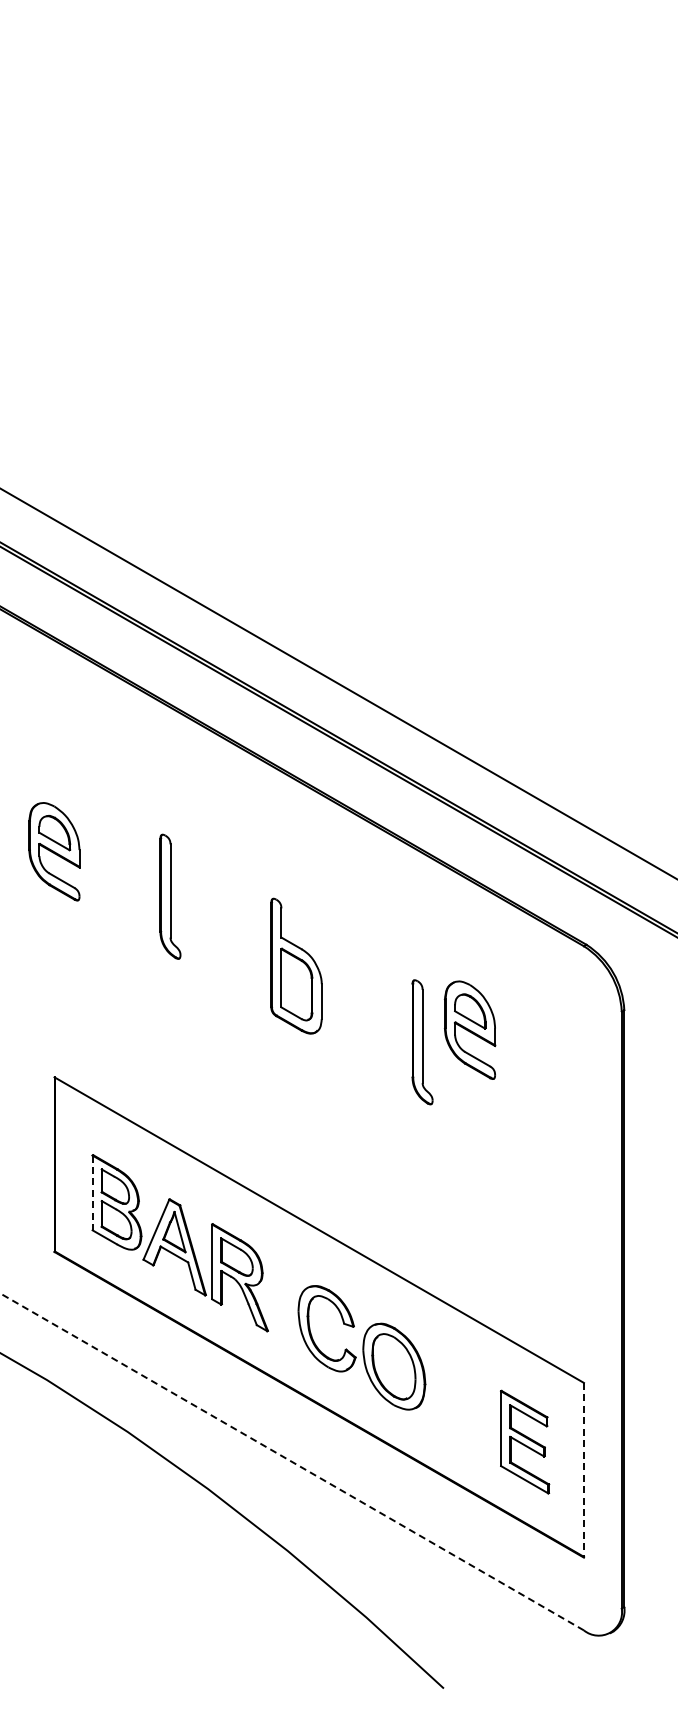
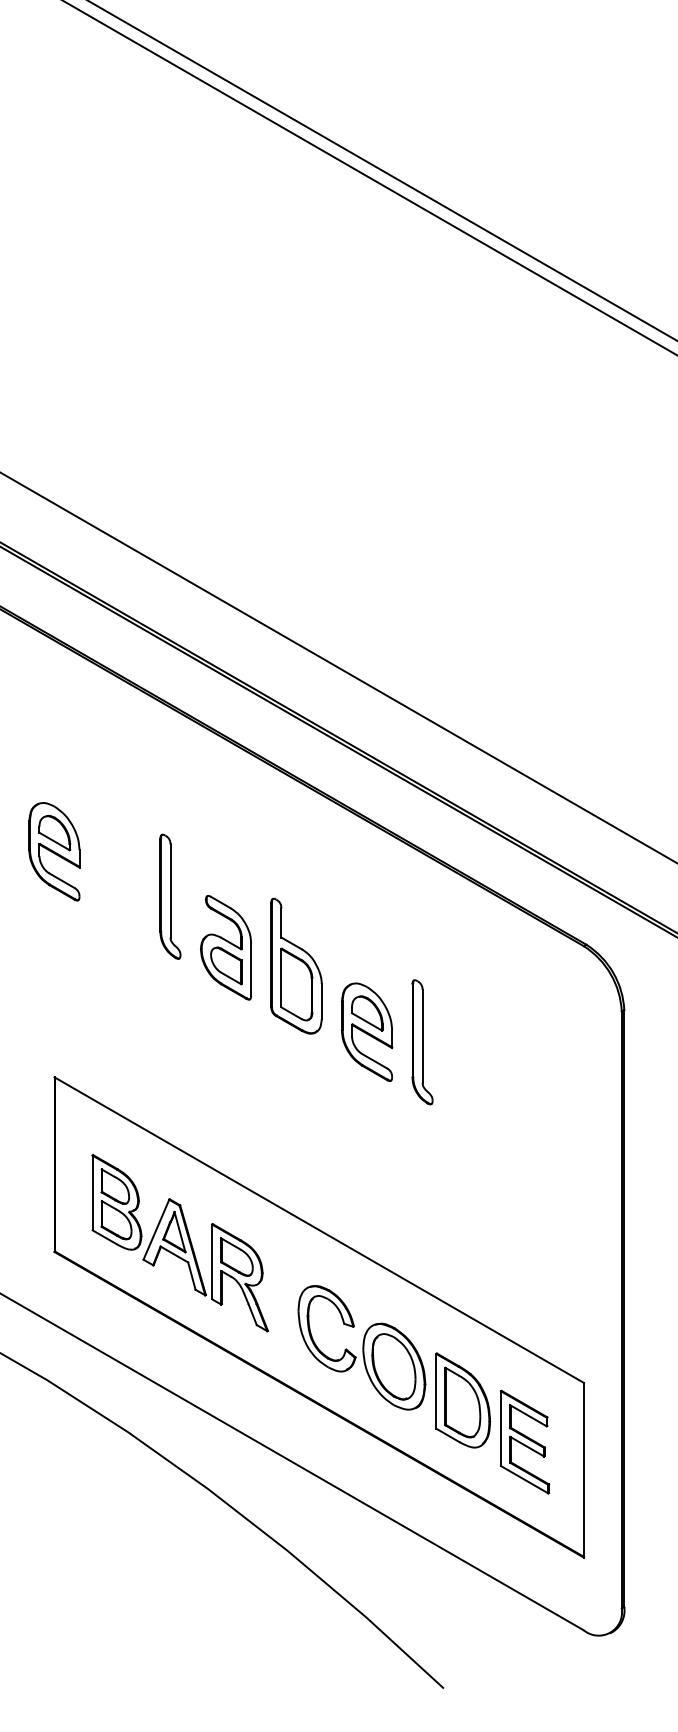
line: none -> present (382, 170)
line: none -> present (369, 177)
line position: (338, 683) -> (338, 667) (338, 667)
part: none -> present (225, 947)
part position: (469, 1029) -> (366, 1031) (366, 1031)
line: dashed -> solid (92, 1193)
part: none -> present (463, 1400)
line: dashed -> solid (292, 1462)
line: dashed -> solid (583, 1470)
